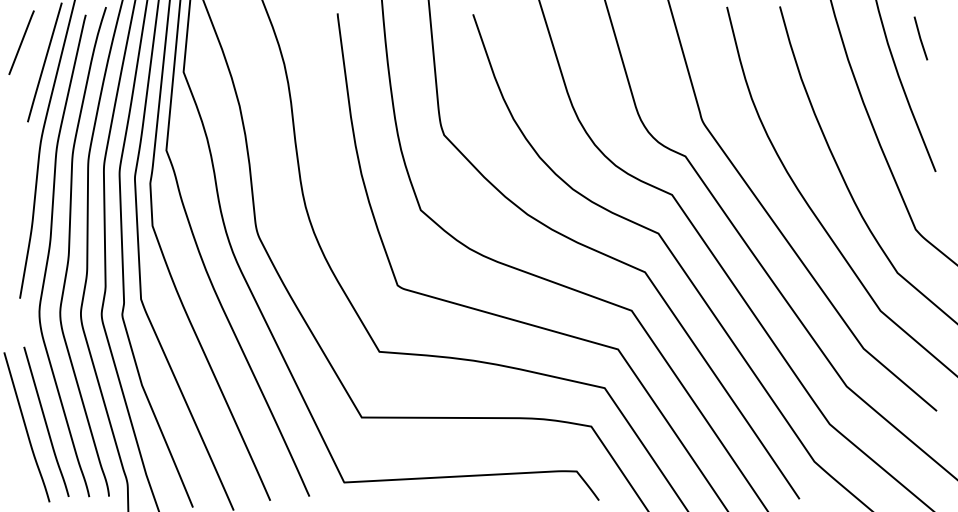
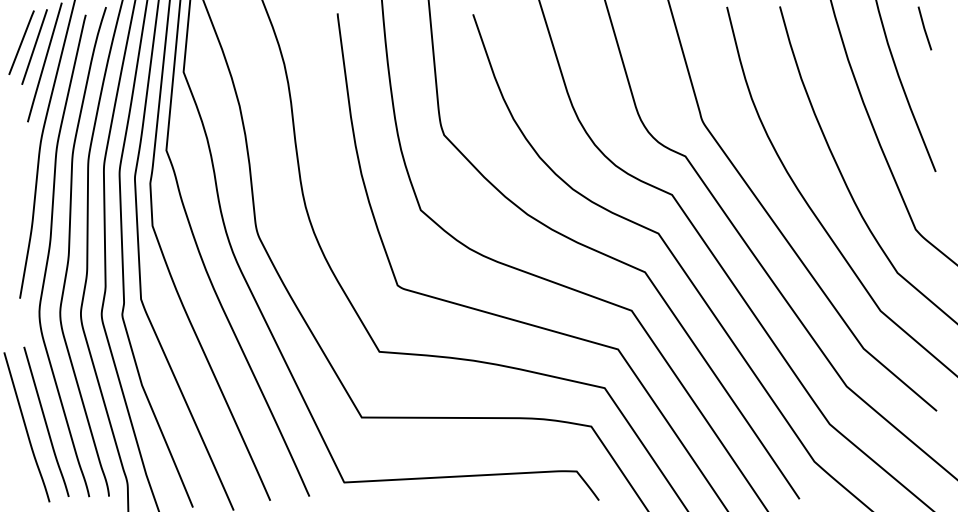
line position: (920, 38) -> (924, 28) (924, 28)
line: none -> present (34, 46)
